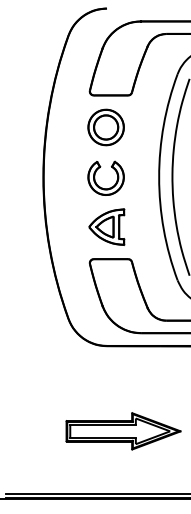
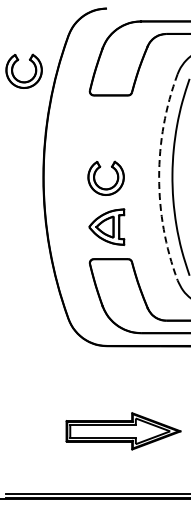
part: none -> present (13, 70)
part: present -> none (105, 127)
arc: solid -> dashed (159, 177)
